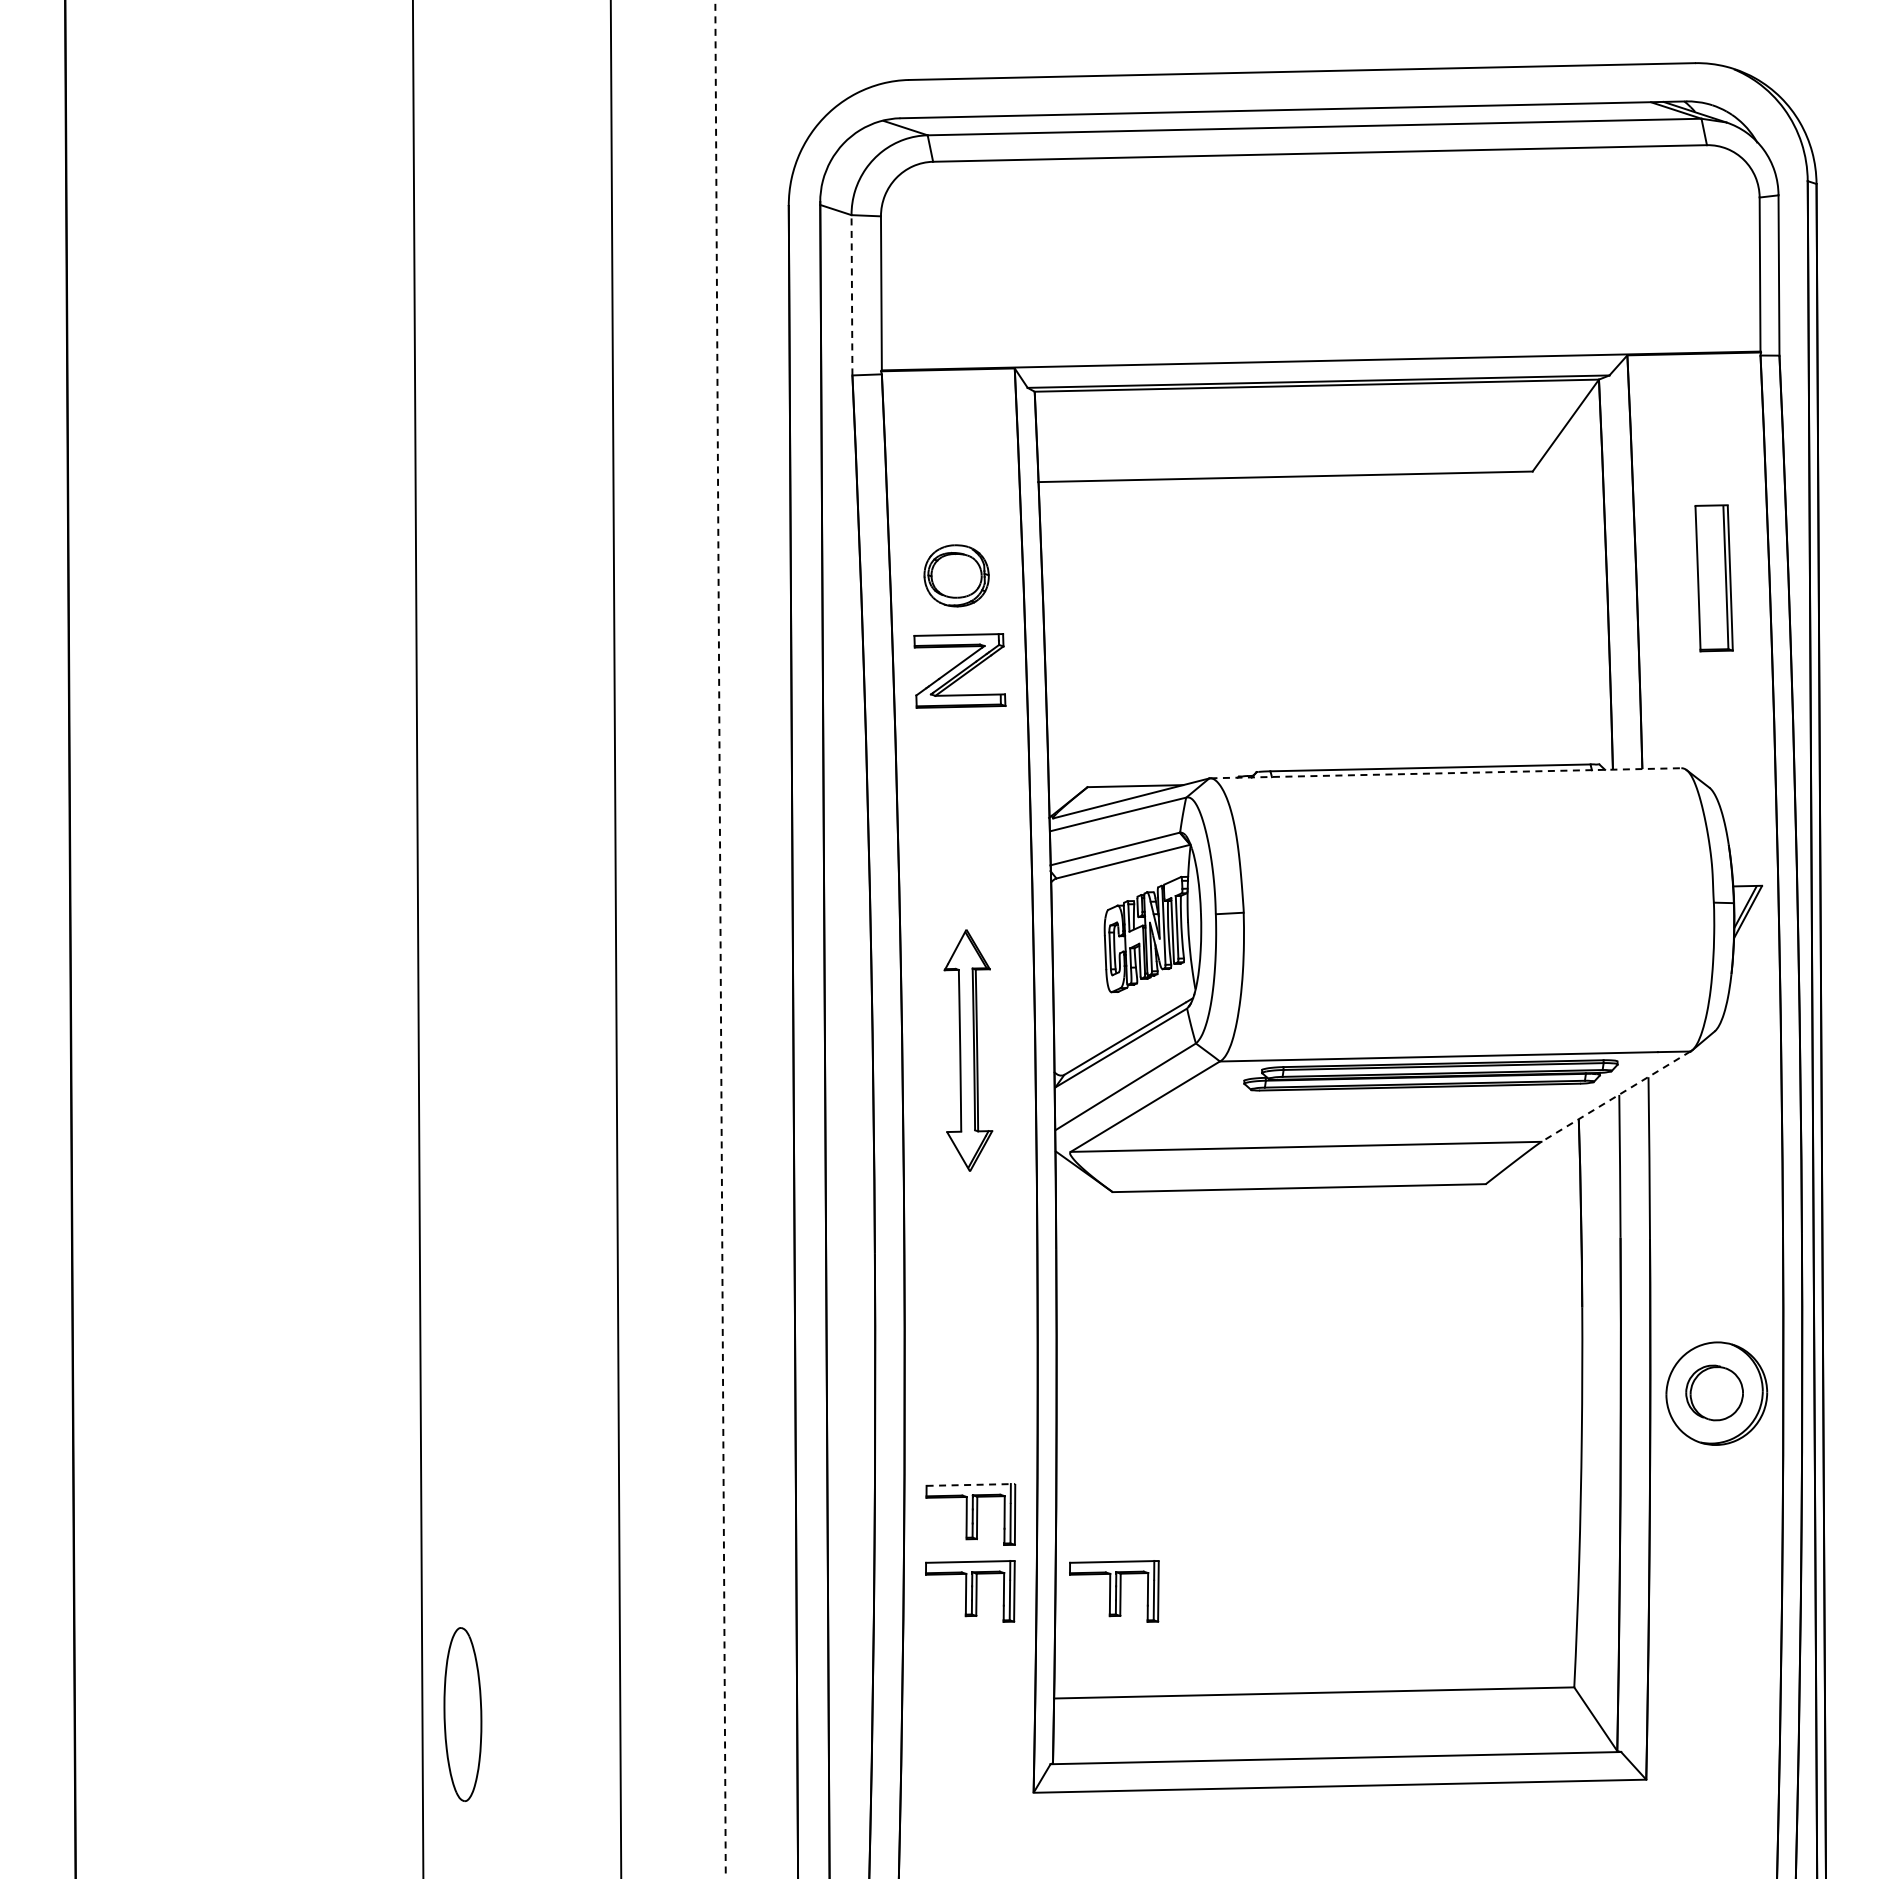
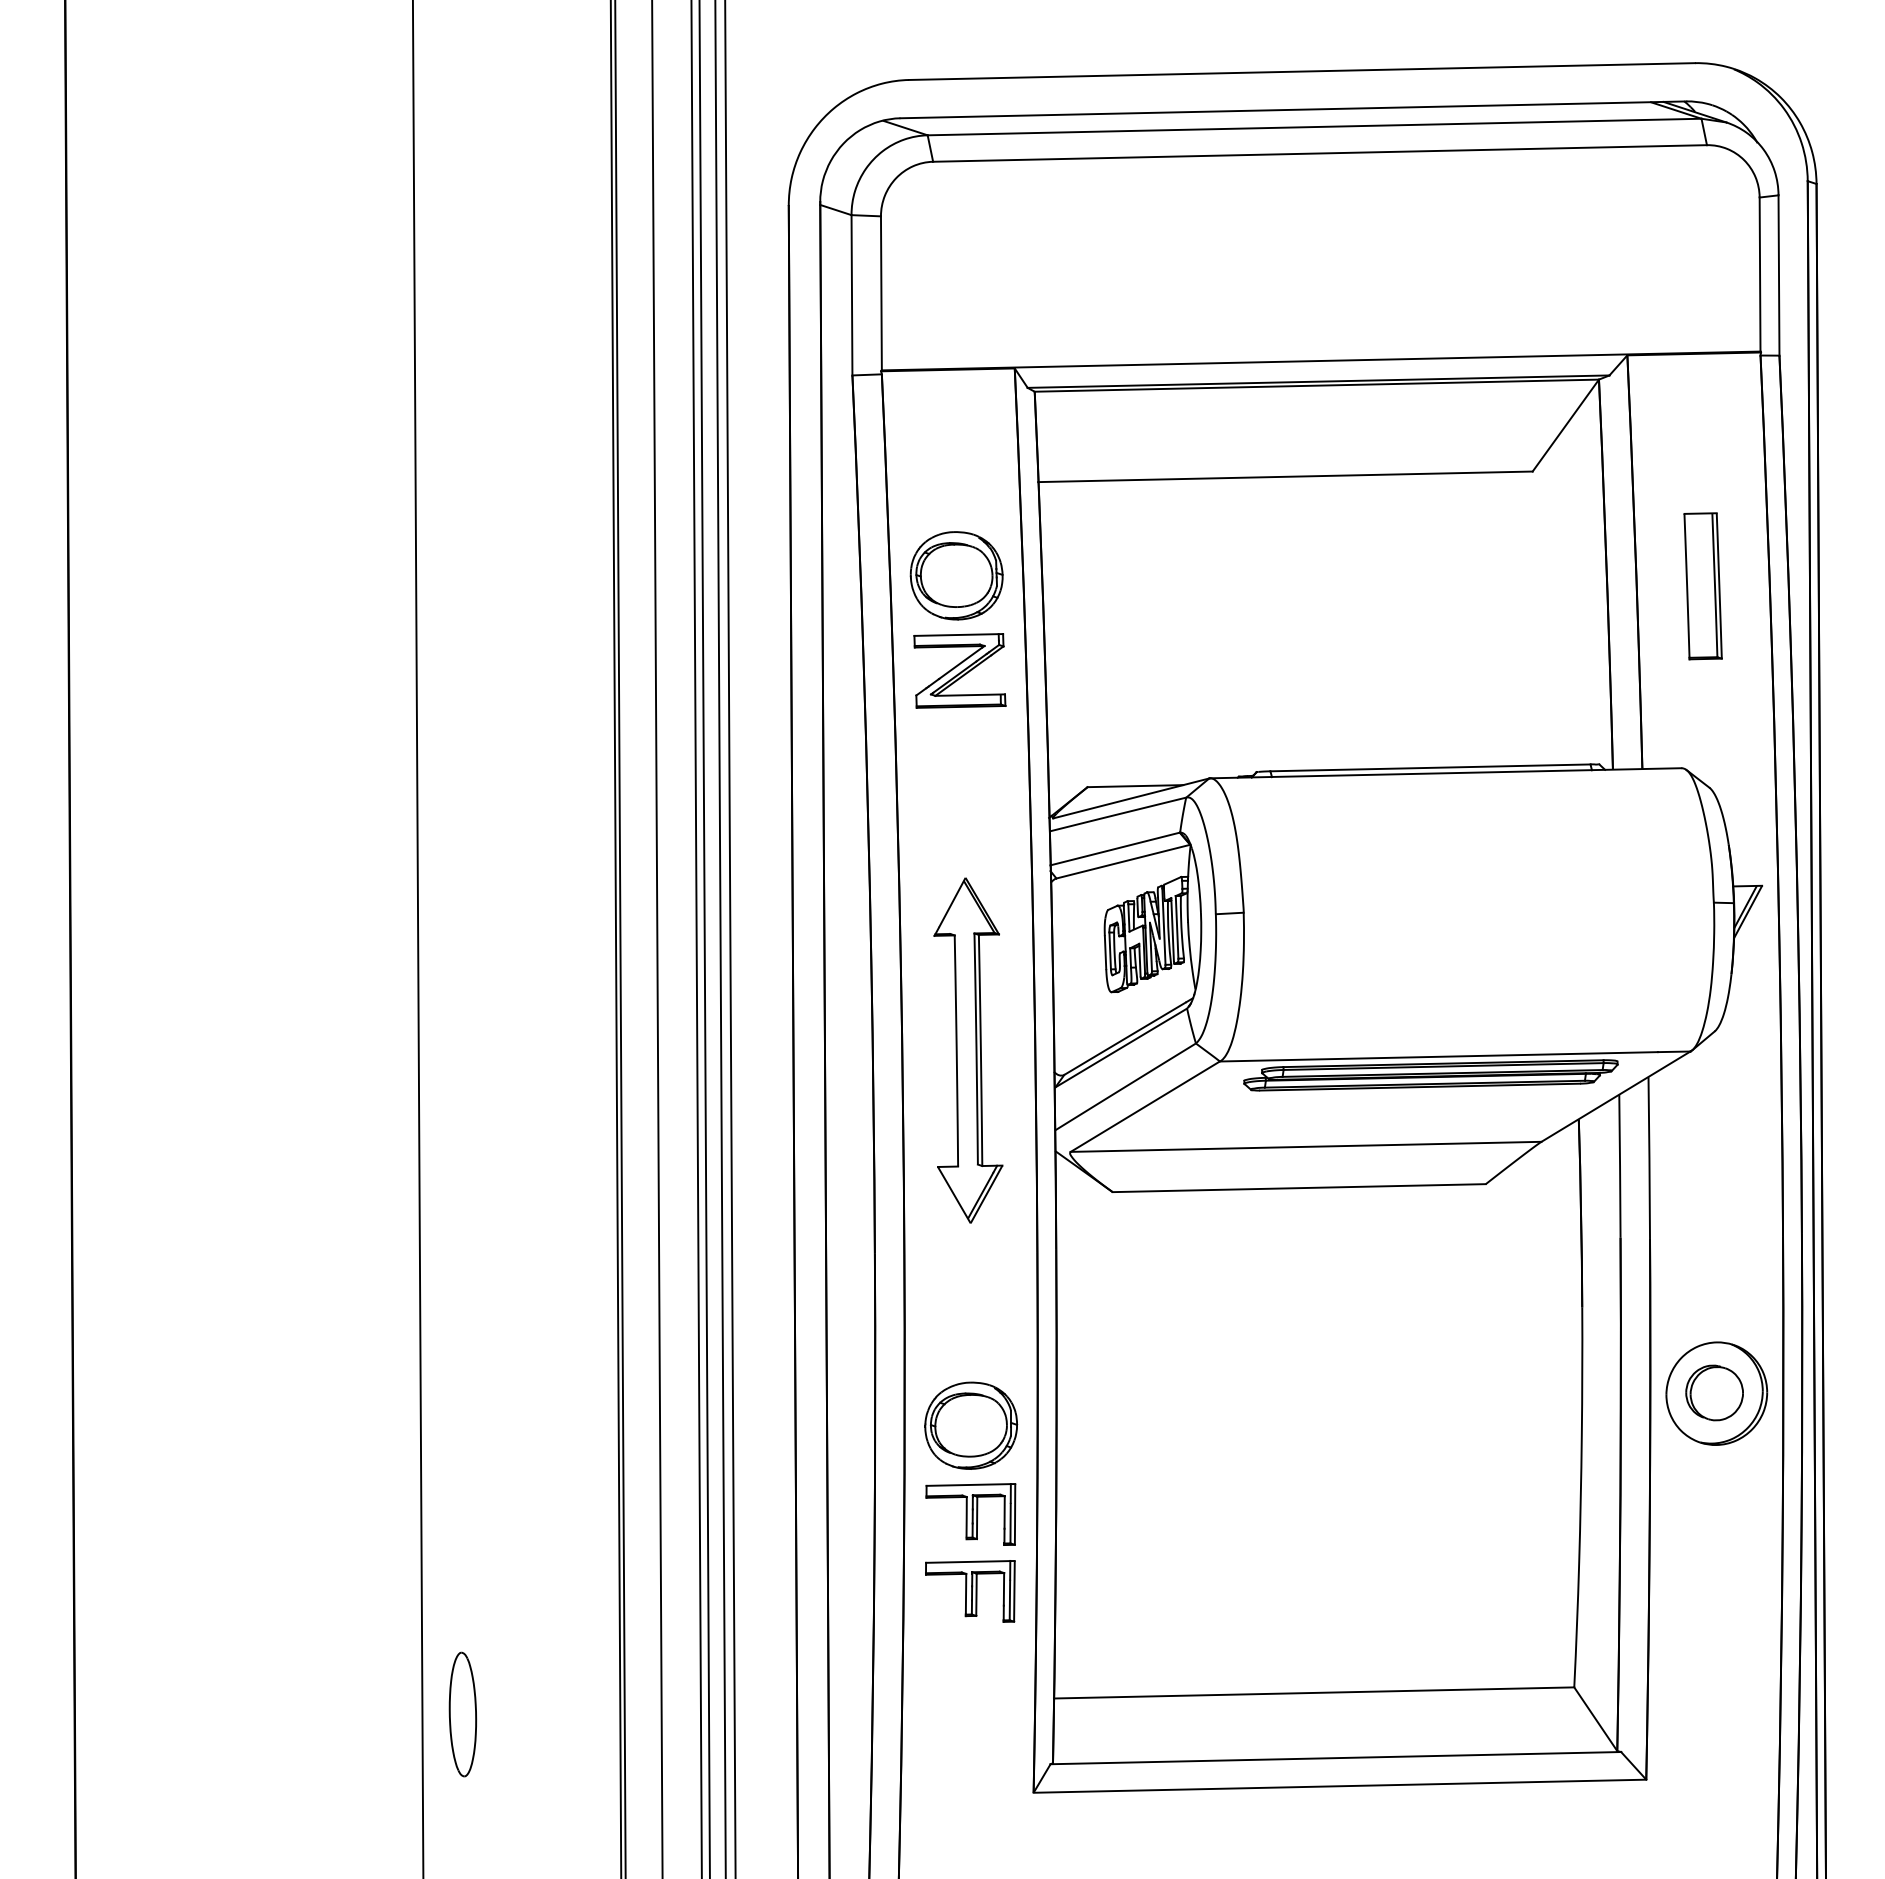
line: dashed -> solid (851, 294)
part size: 67x64 px -> 95x90 px (956, 575)
part position: (1713, 578) -> (1702, 586) (1702, 586)
line: dashed -> solid (1446, 773)
line: none -> present (620, 938)
line: none -> present (657, 938)
line: none -> present (696, 938)
line: none -> present (704, 938)
line: none -> present (730, 938)
line: dashed -> solid (720, 939)
part size: 51x243 px -> 71x347 px (968, 1050)
line: dashed -> solid (1615, 1096)
part: none -> present (971, 1425)
line: dashed -> solid (971, 1484)
part: present -> none (1114, 1591)
part size: 40x175 px -> 30x127 px (462, 1714)
